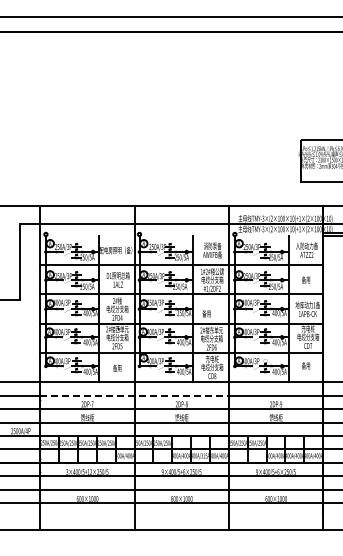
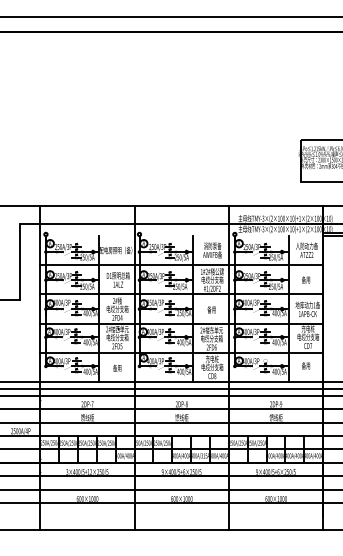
text position: (206, 313) -> (211, 309) (211, 309)
line: none -> present (170, 388)
line: dashed -> solid (135, 395)
